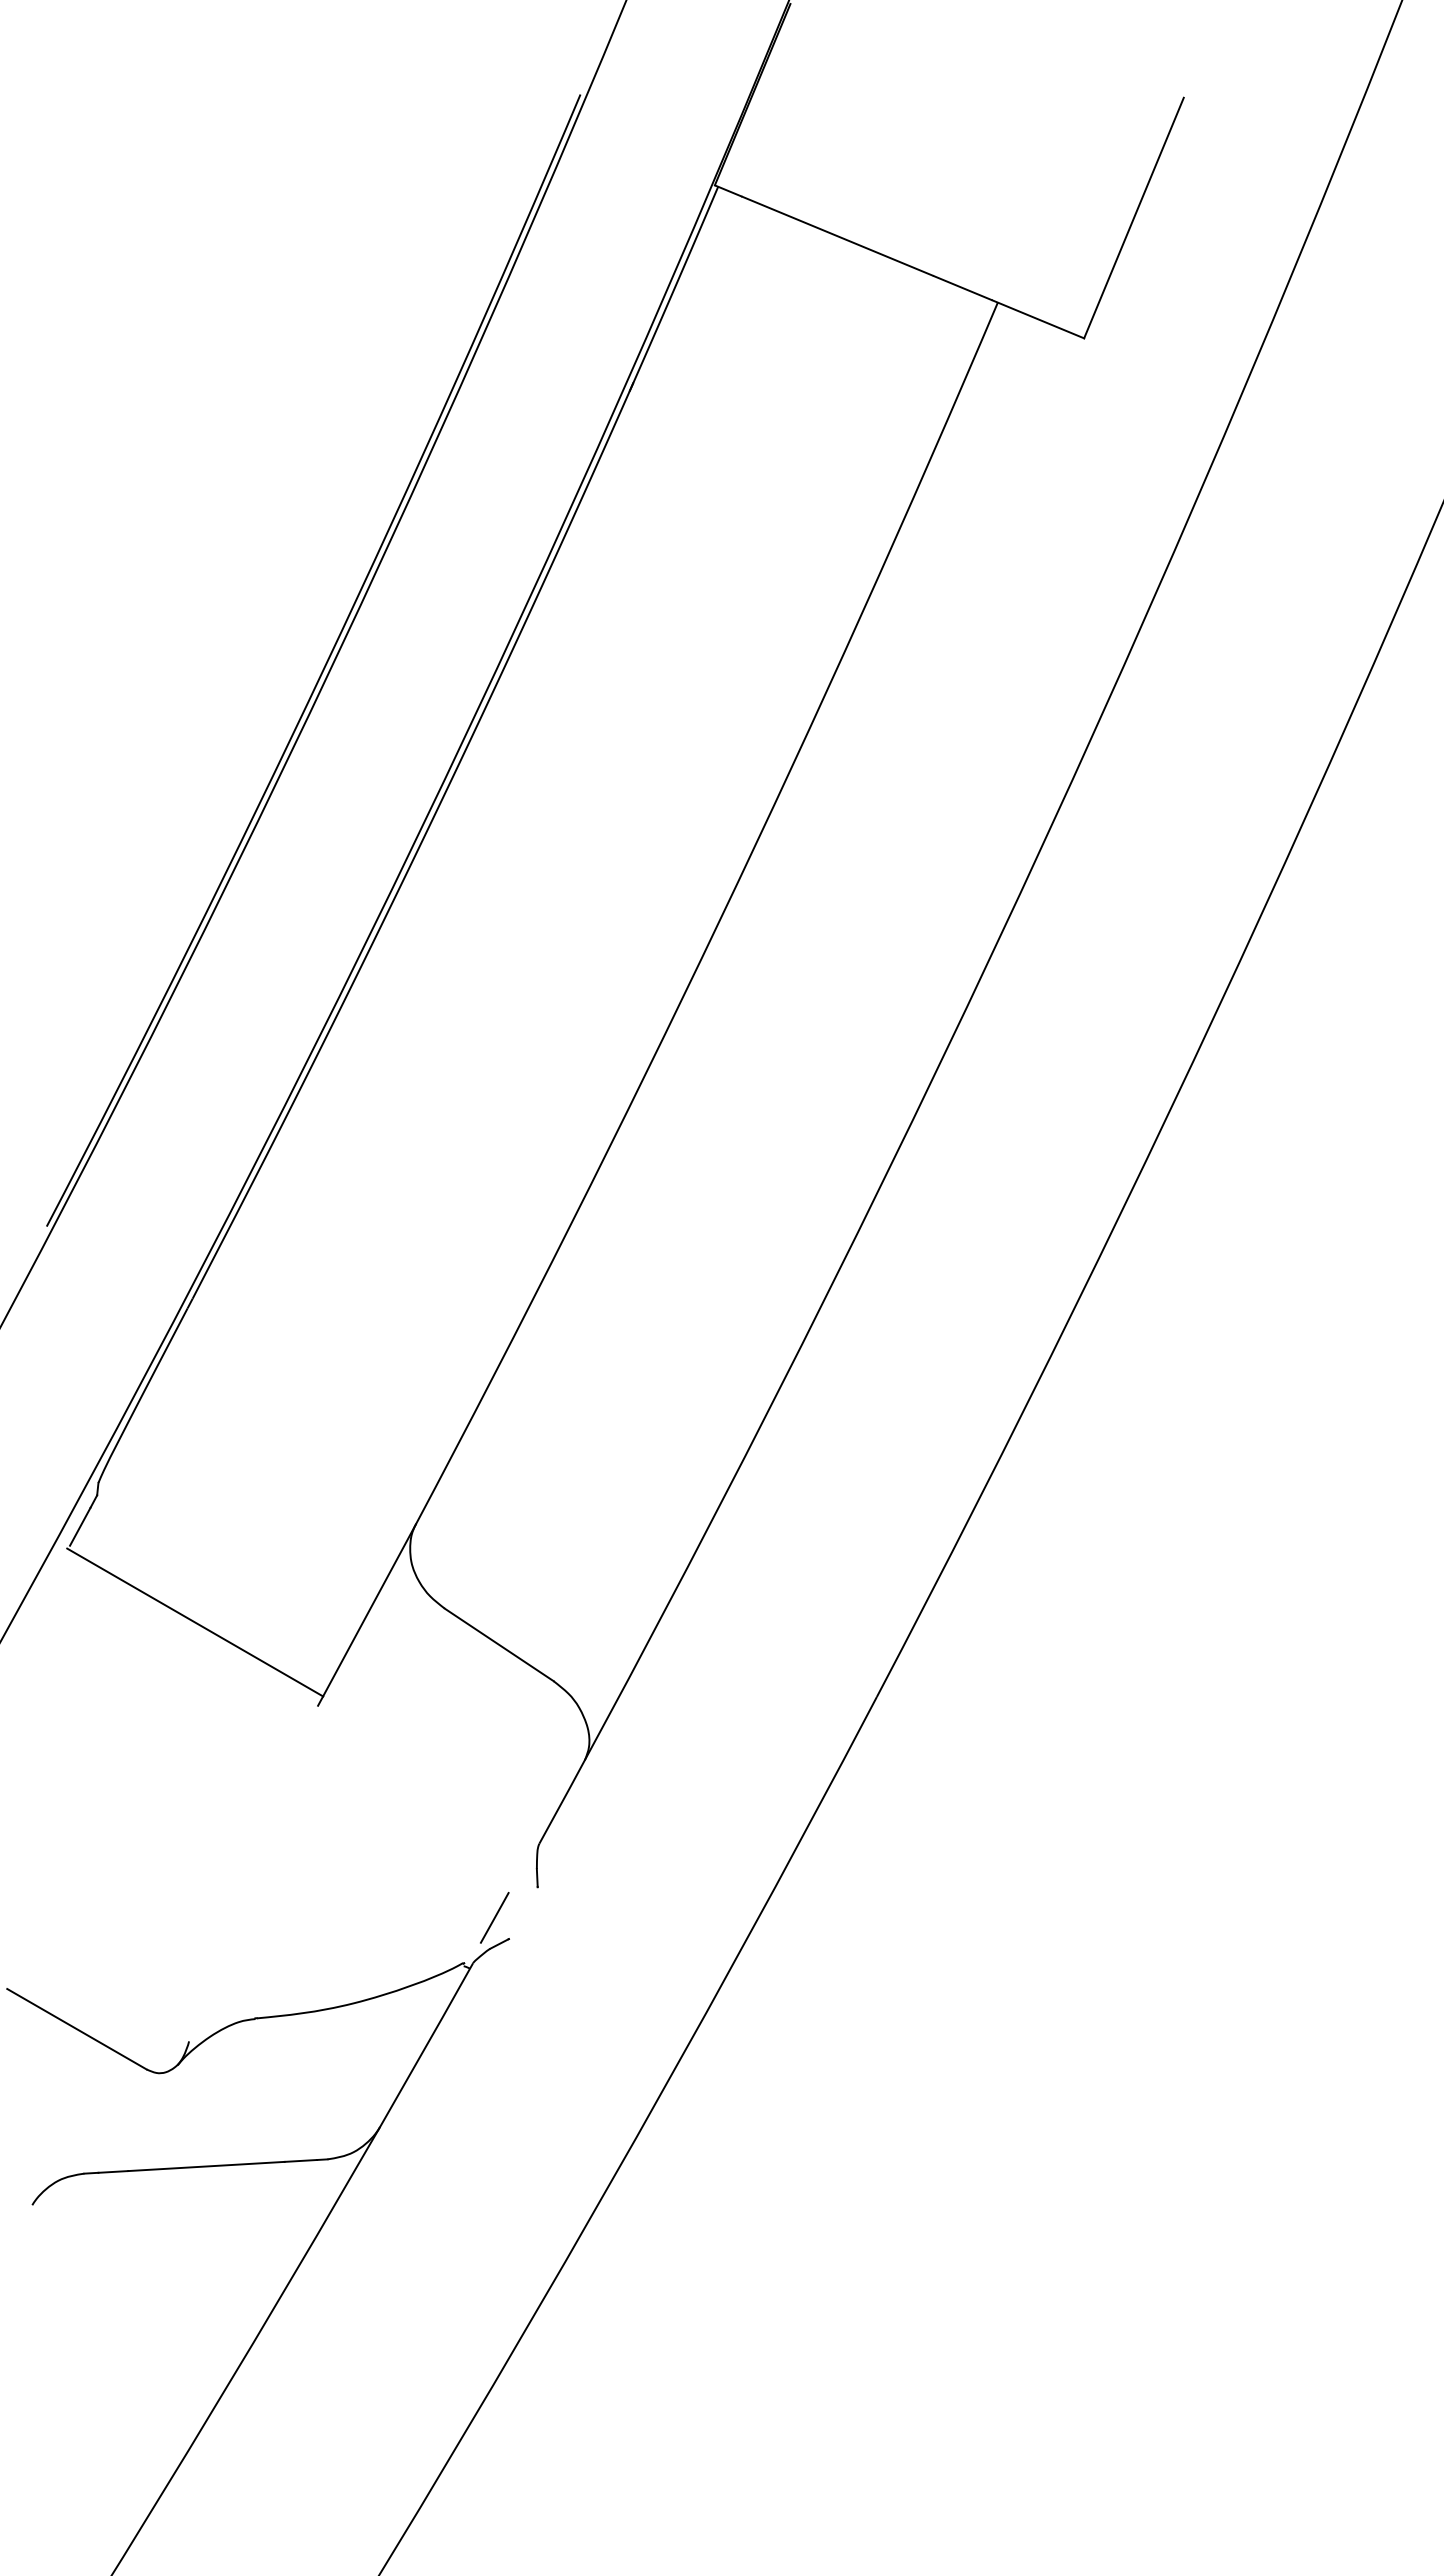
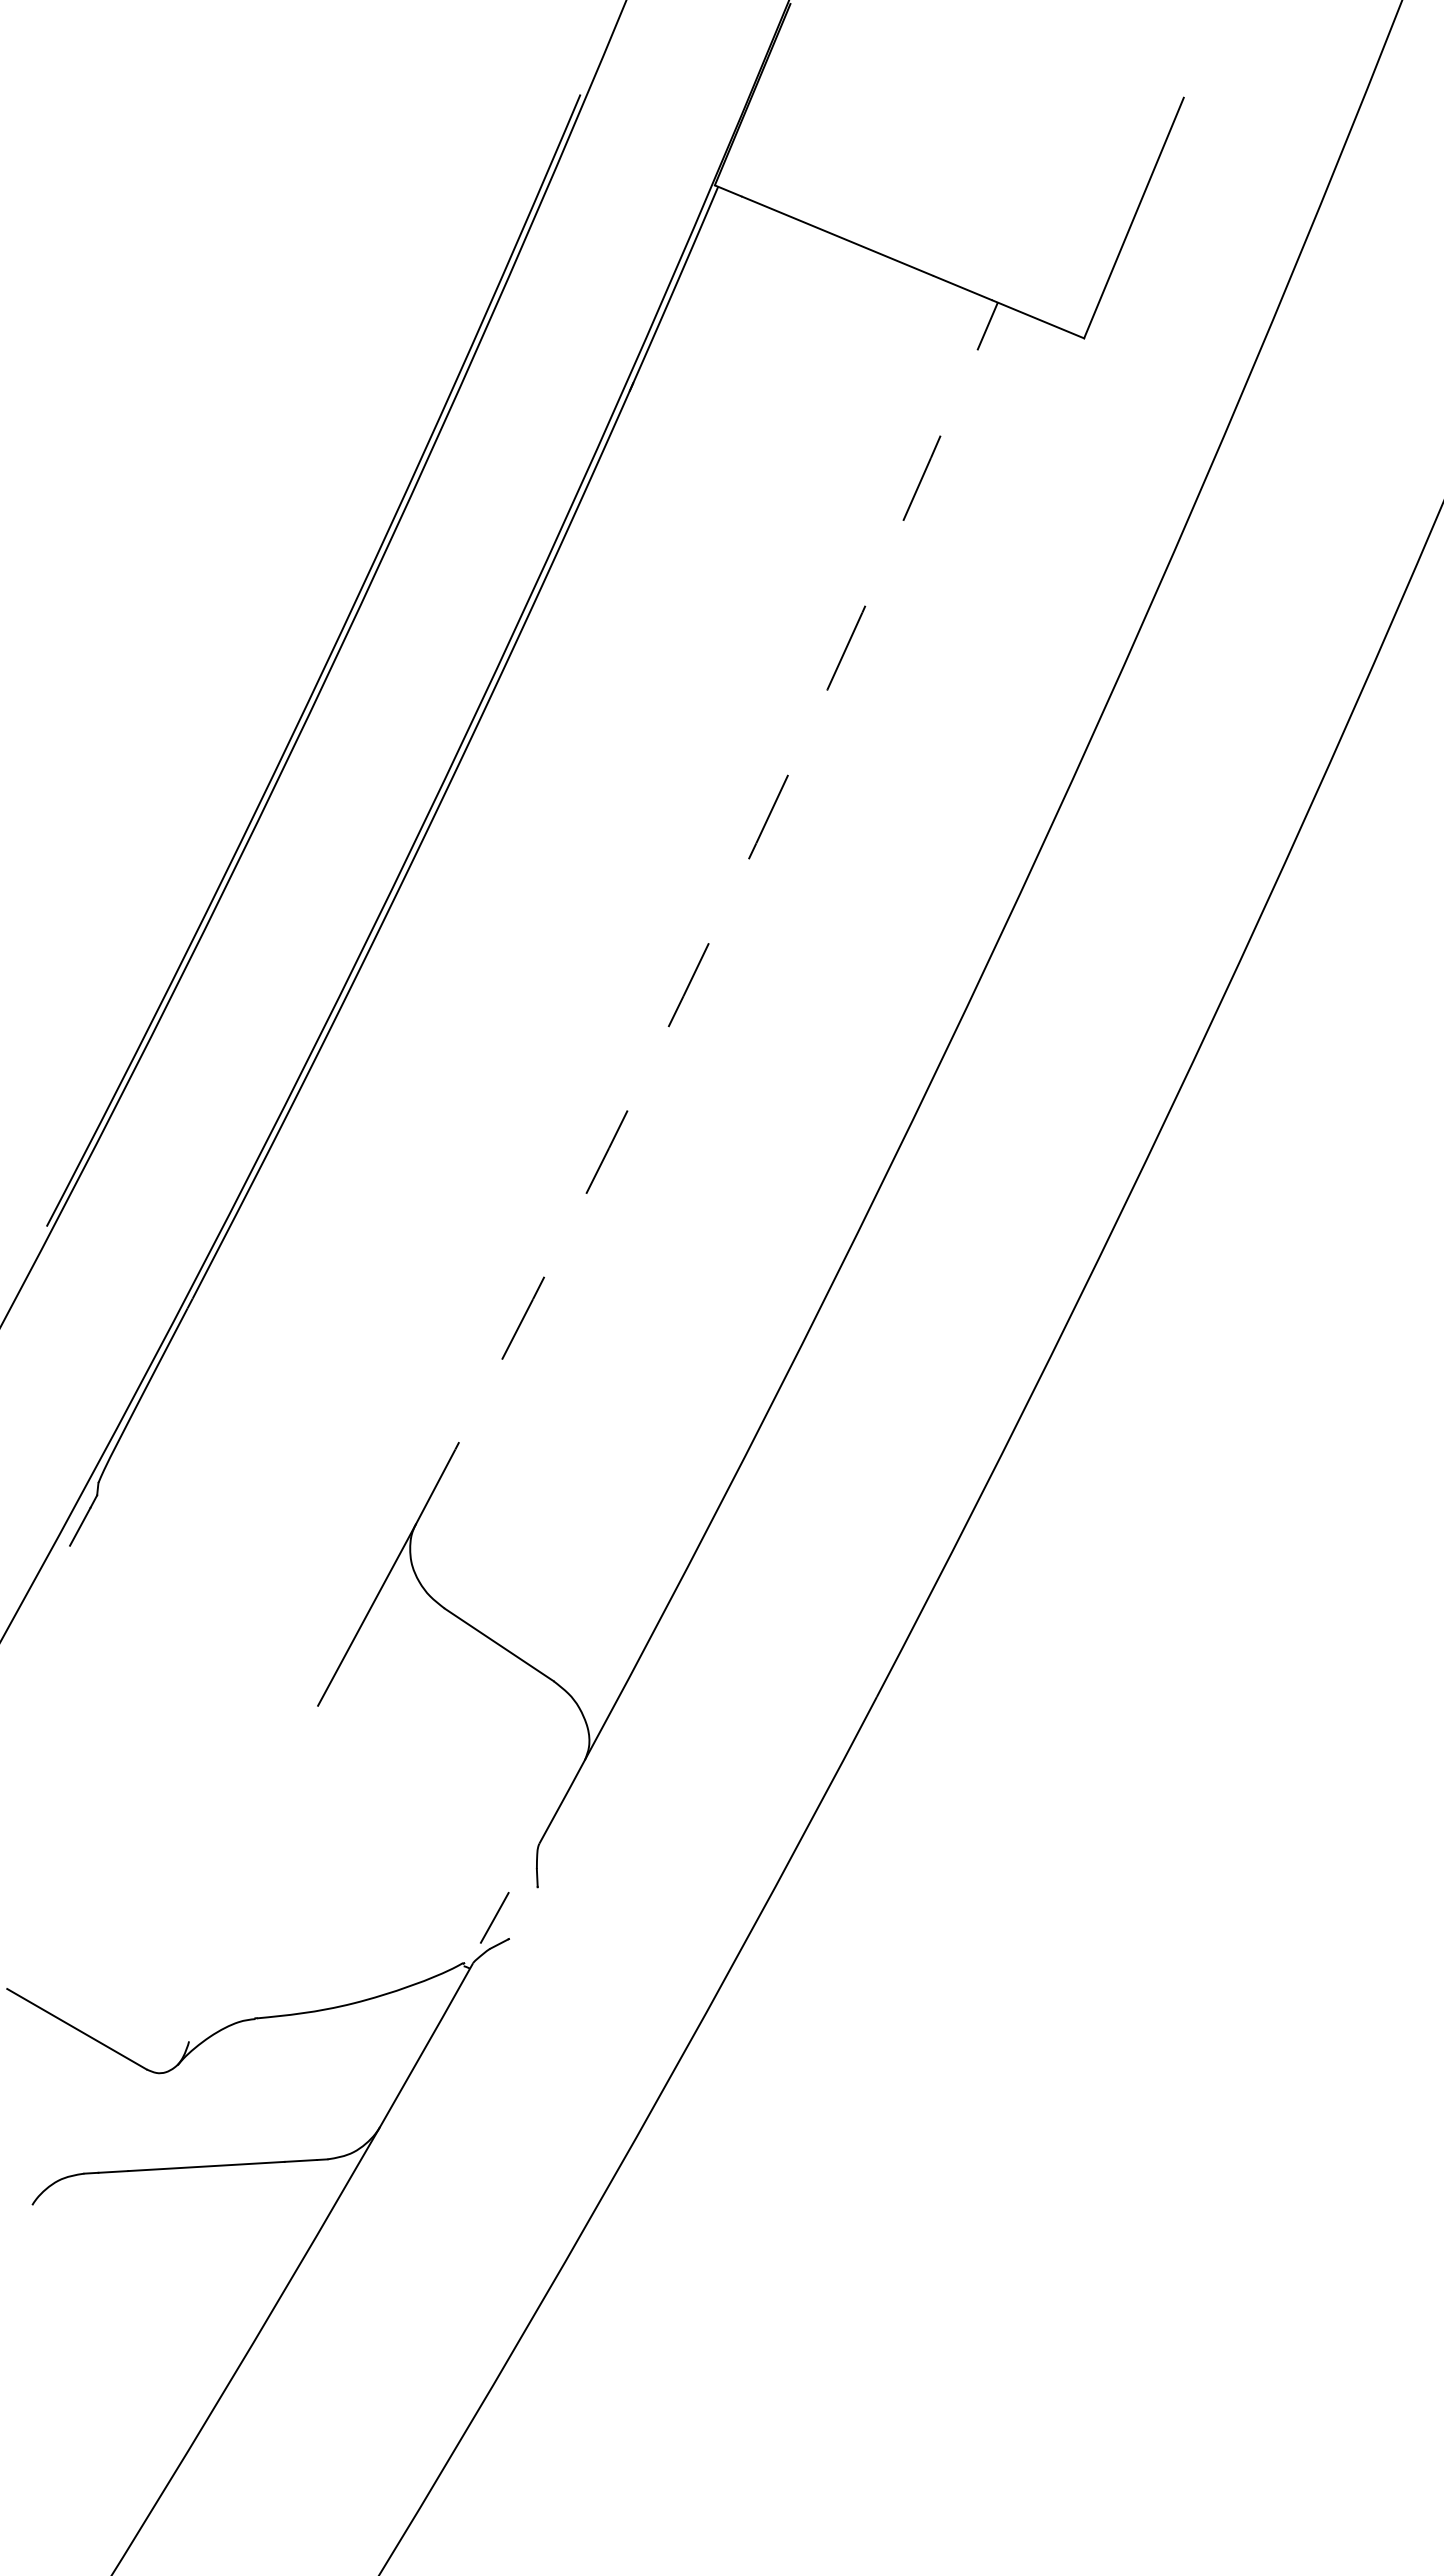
arc: solid -> dashed (720, 919)
line: present -> none (195, 1622)
